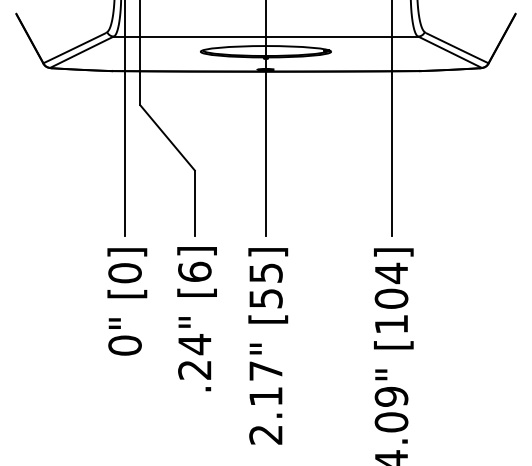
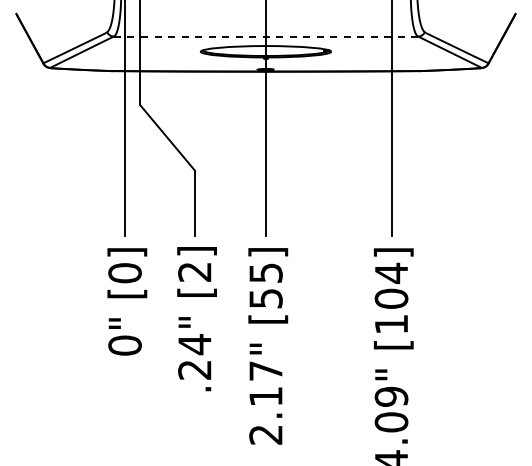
line: solid -> dashed (265, 36)
text: [6] -> [2] (194, 271)
